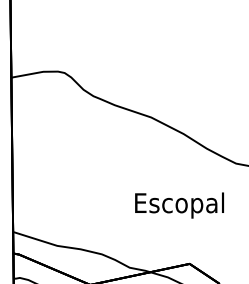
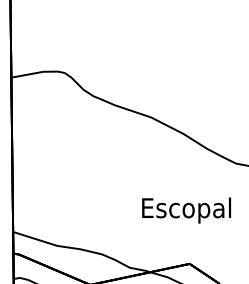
text position: (179, 205) -> (186, 210) (186, 210)
